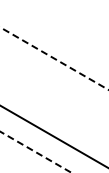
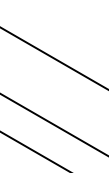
line: dashed -> solid (54, 58)
line position: (53, 136) -> (53, 124) (53, 124)
line: dashed -> solid (35, 152)
